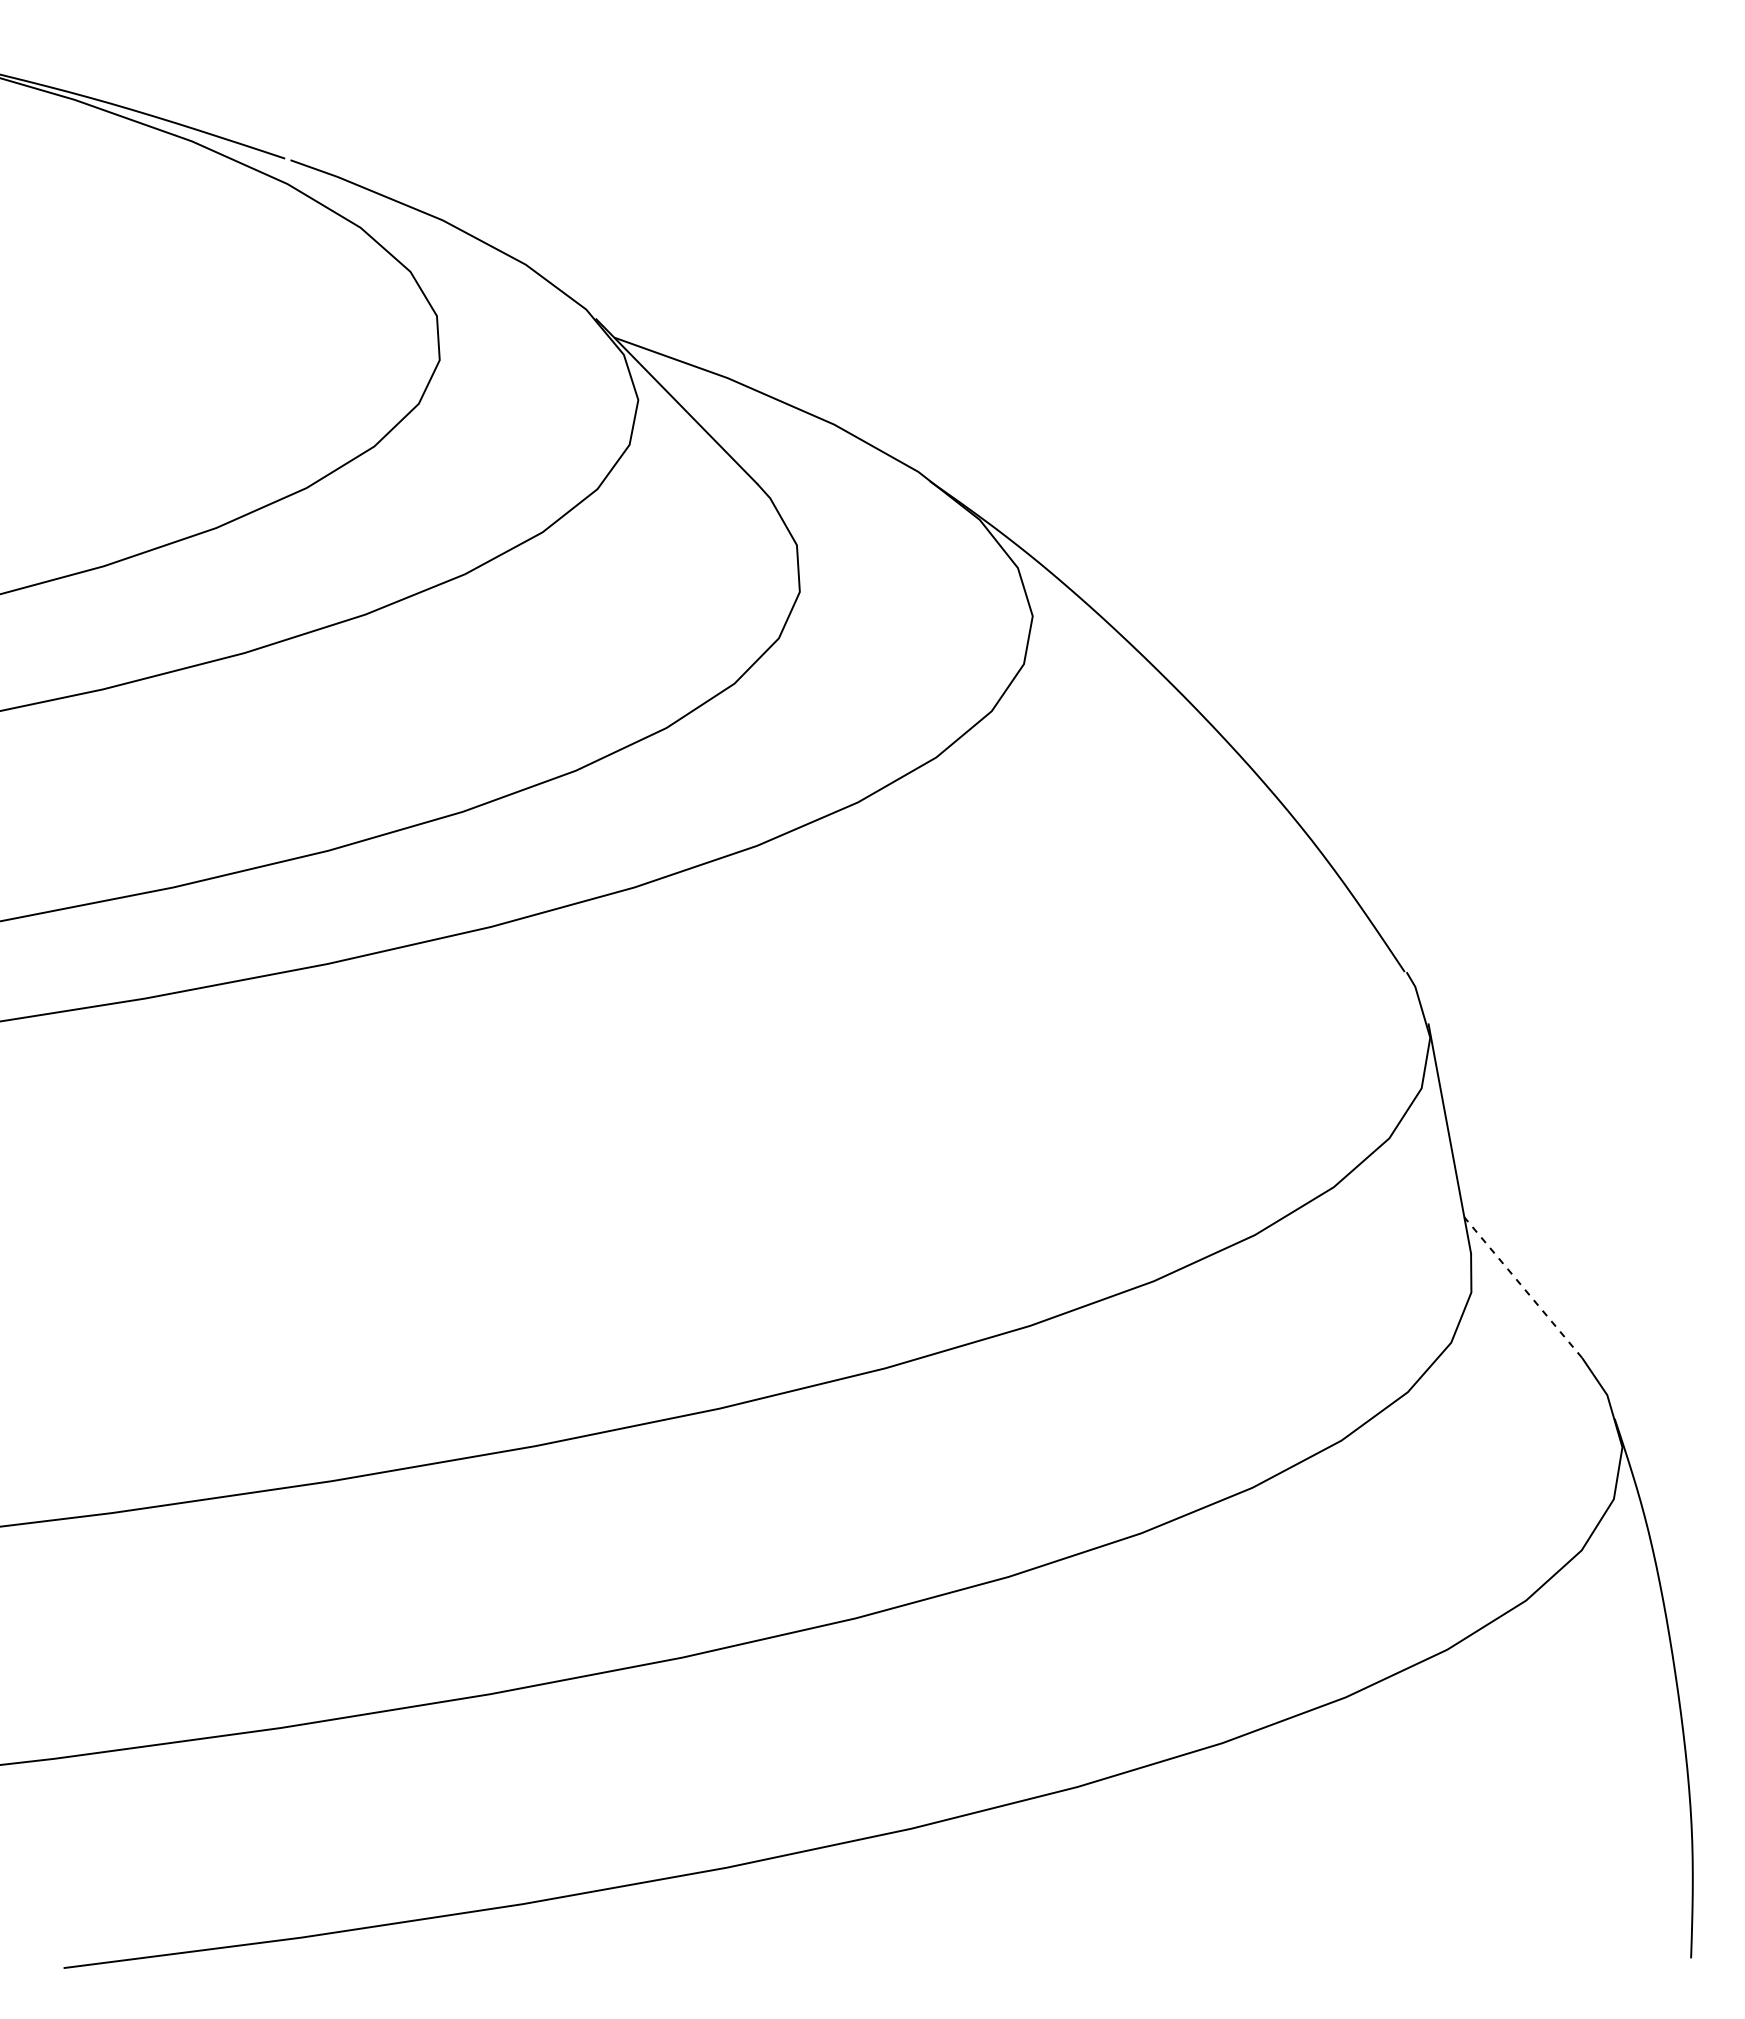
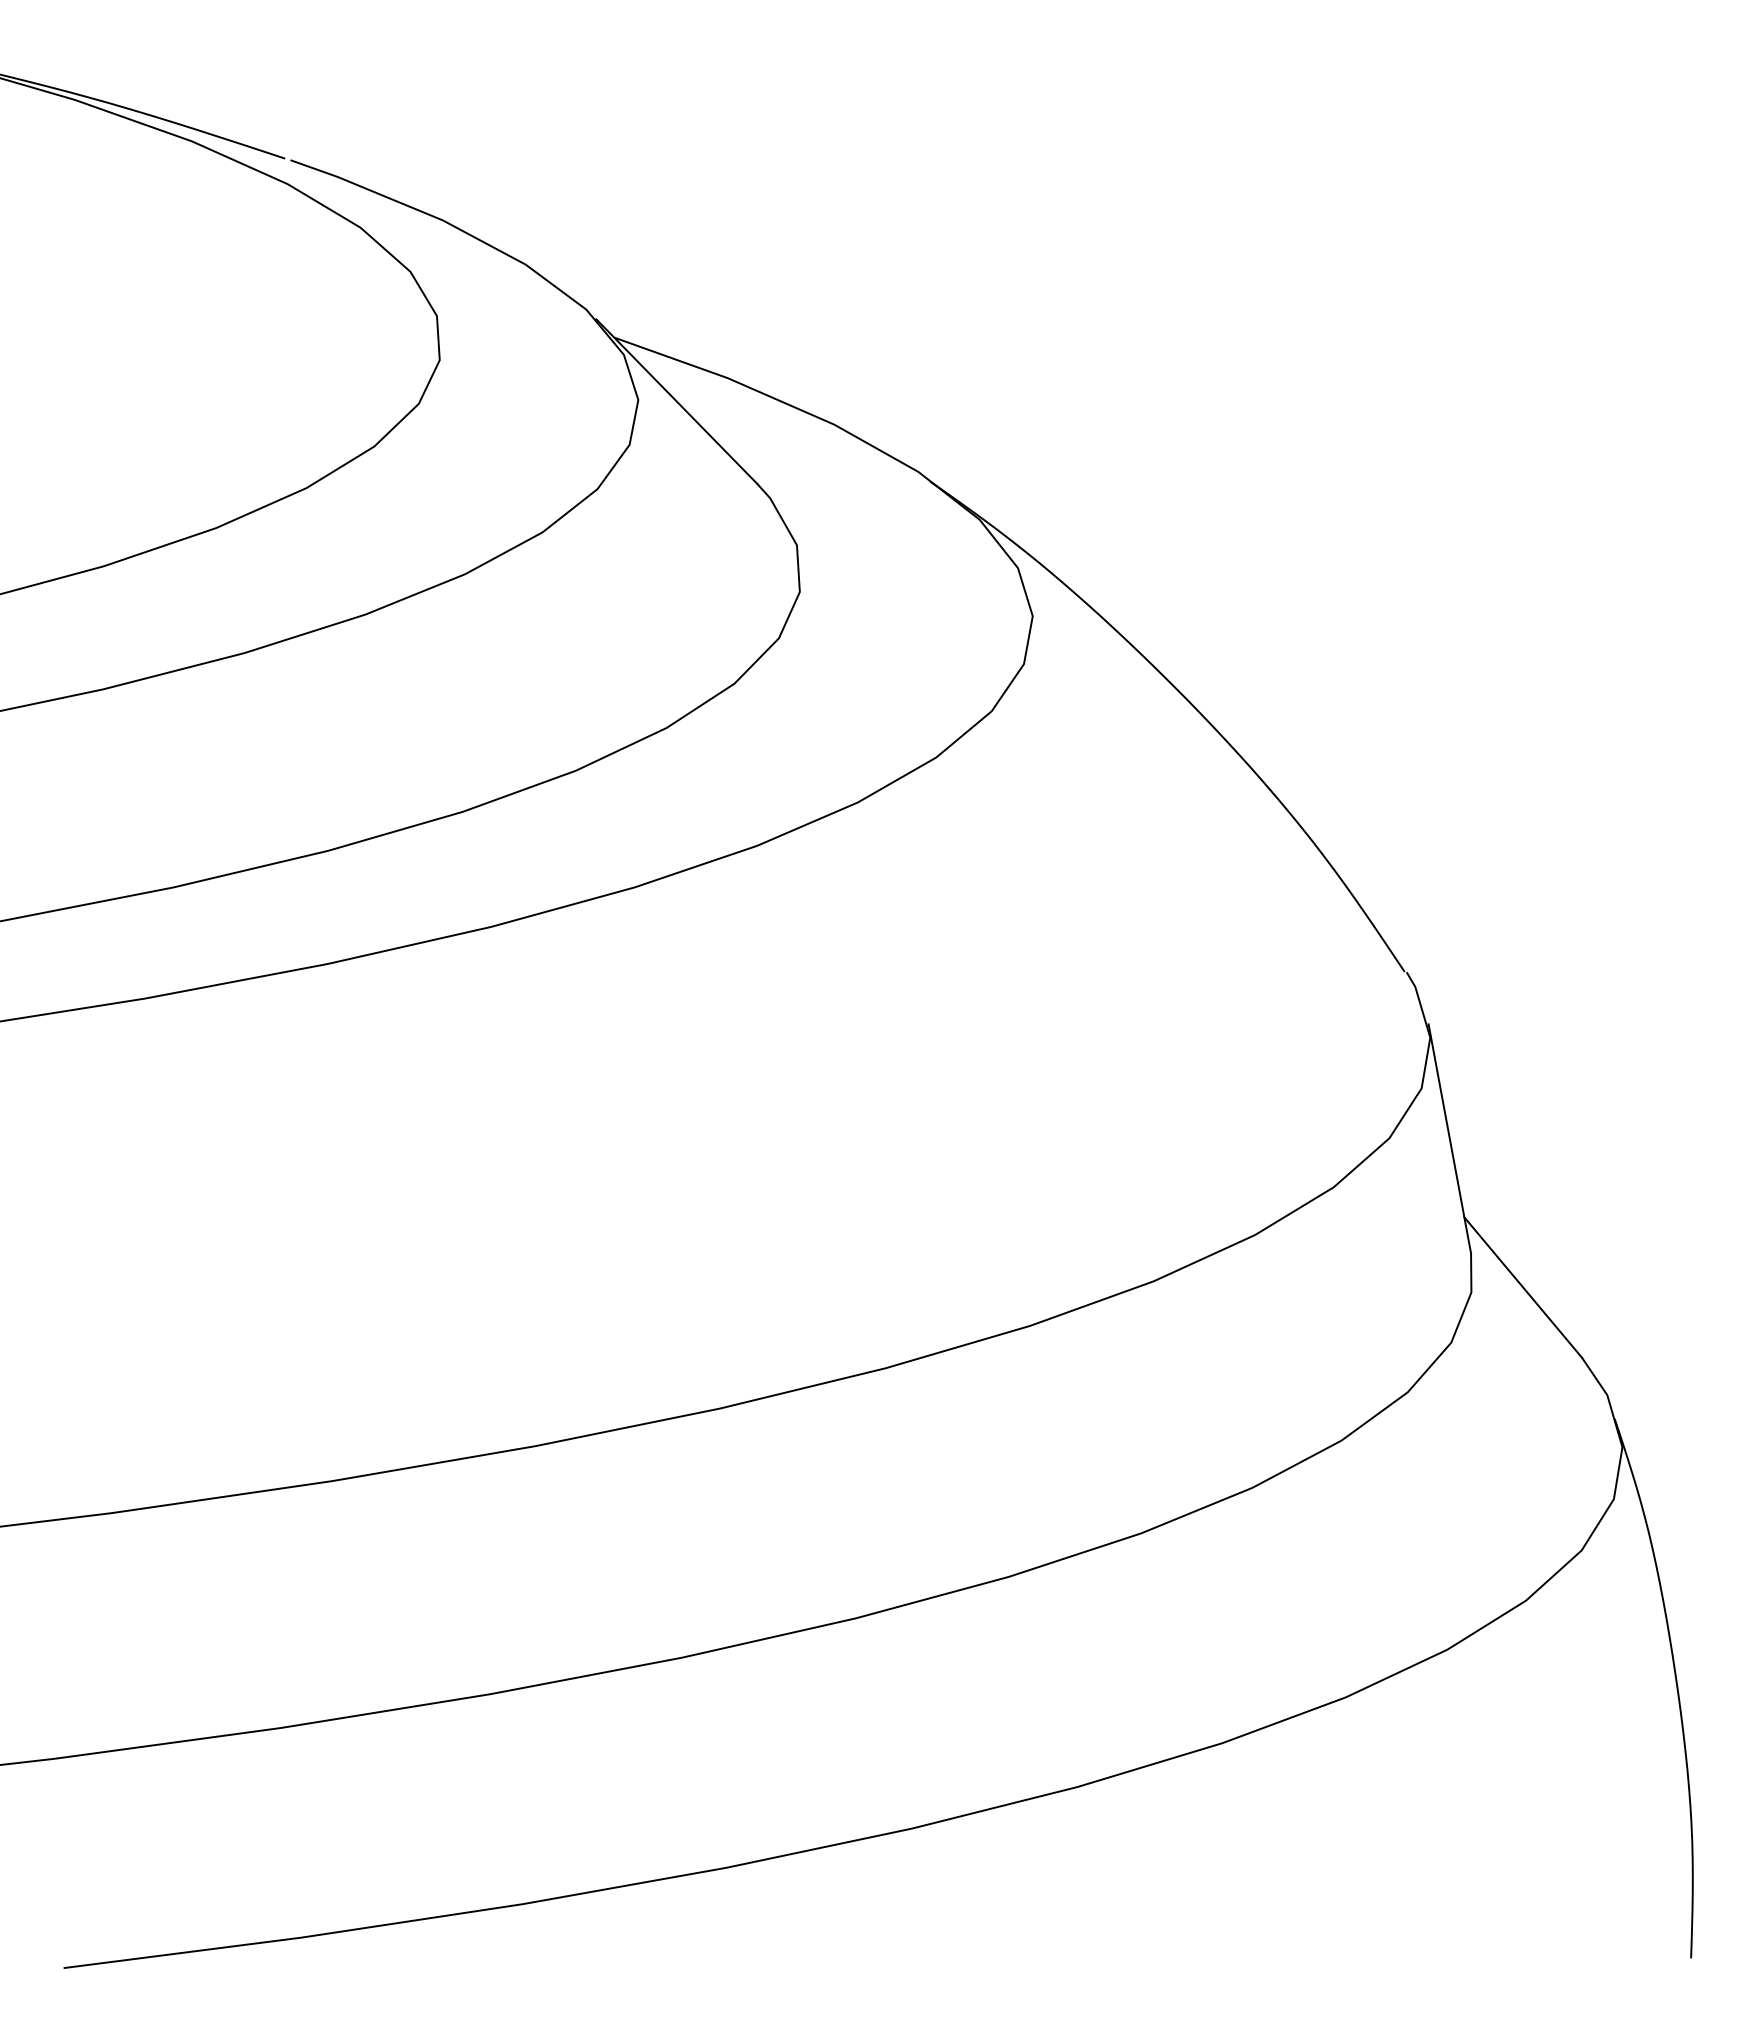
line: dashed -> solid (1523, 1287)
